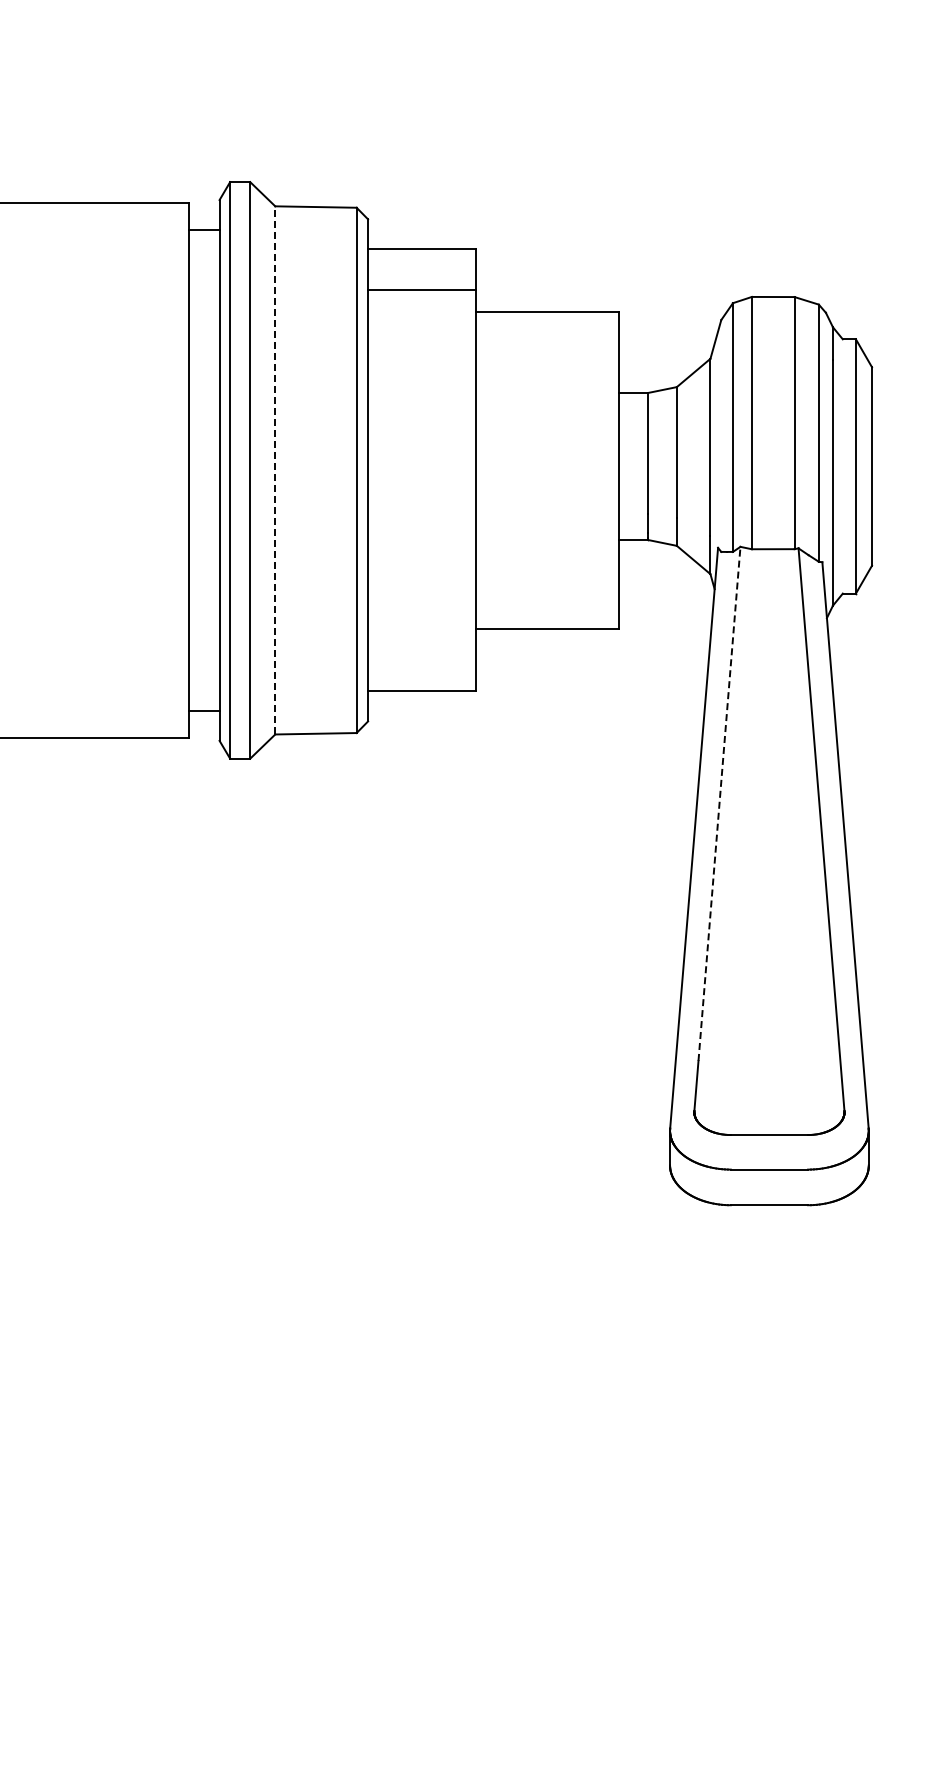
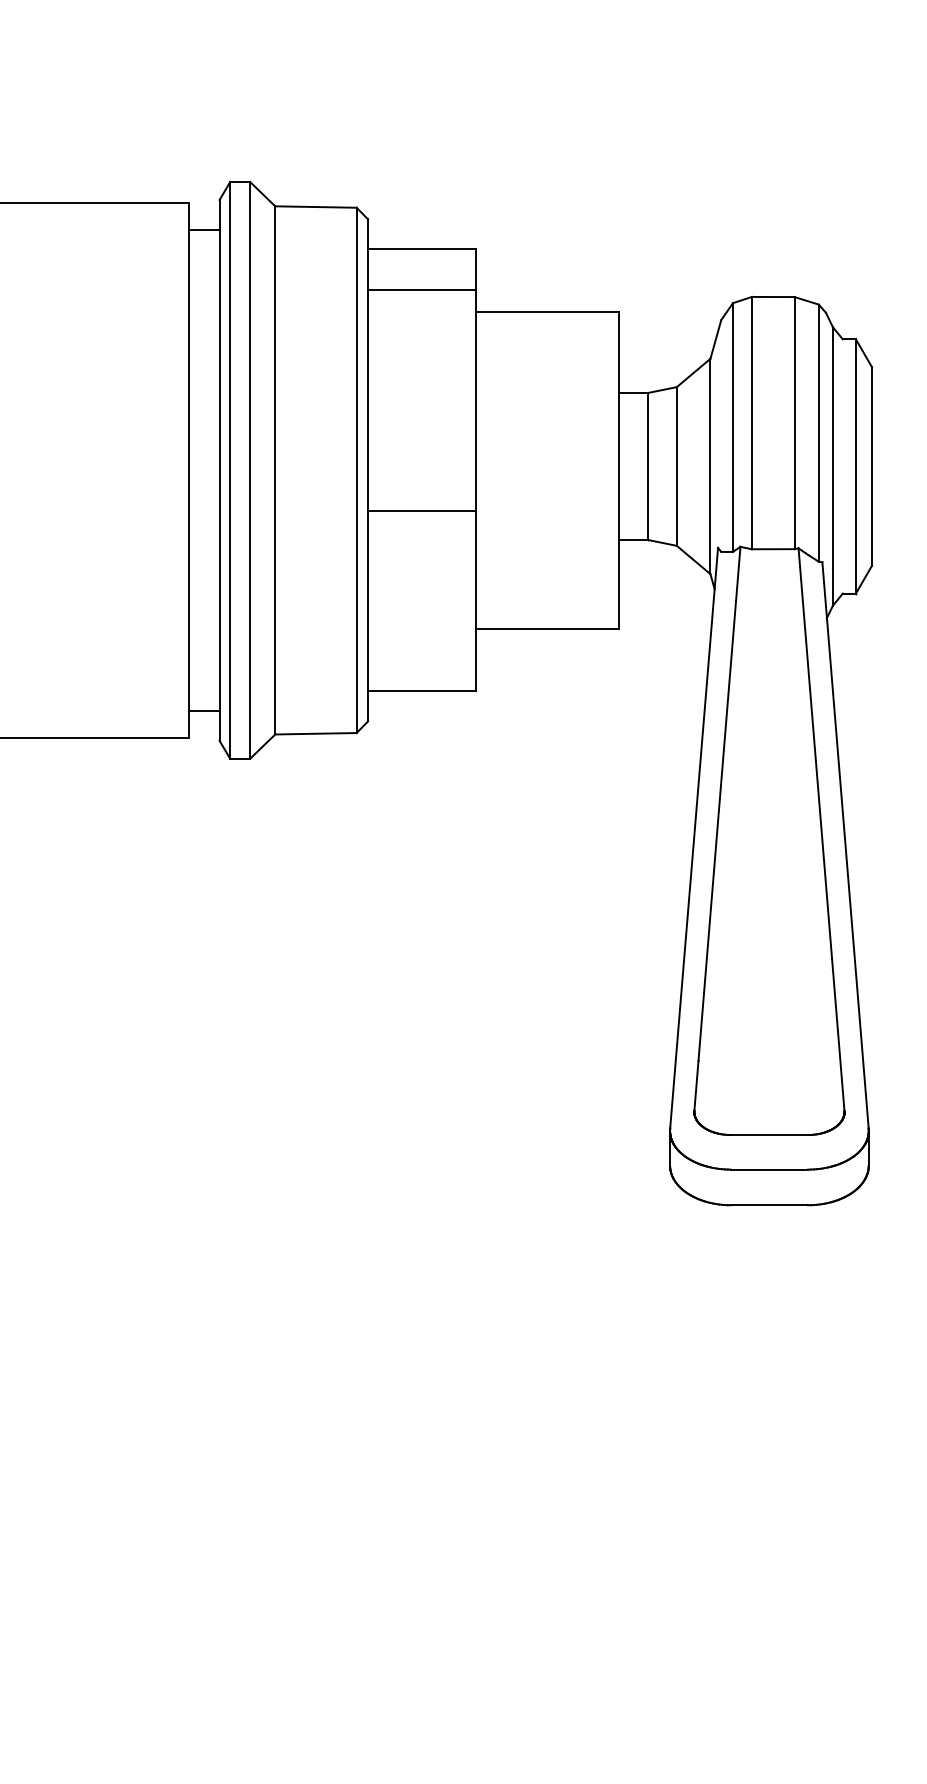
line: dashed -> solid (275, 469)
line: none -> present (421, 510)
line: dashed -> solid (719, 803)
